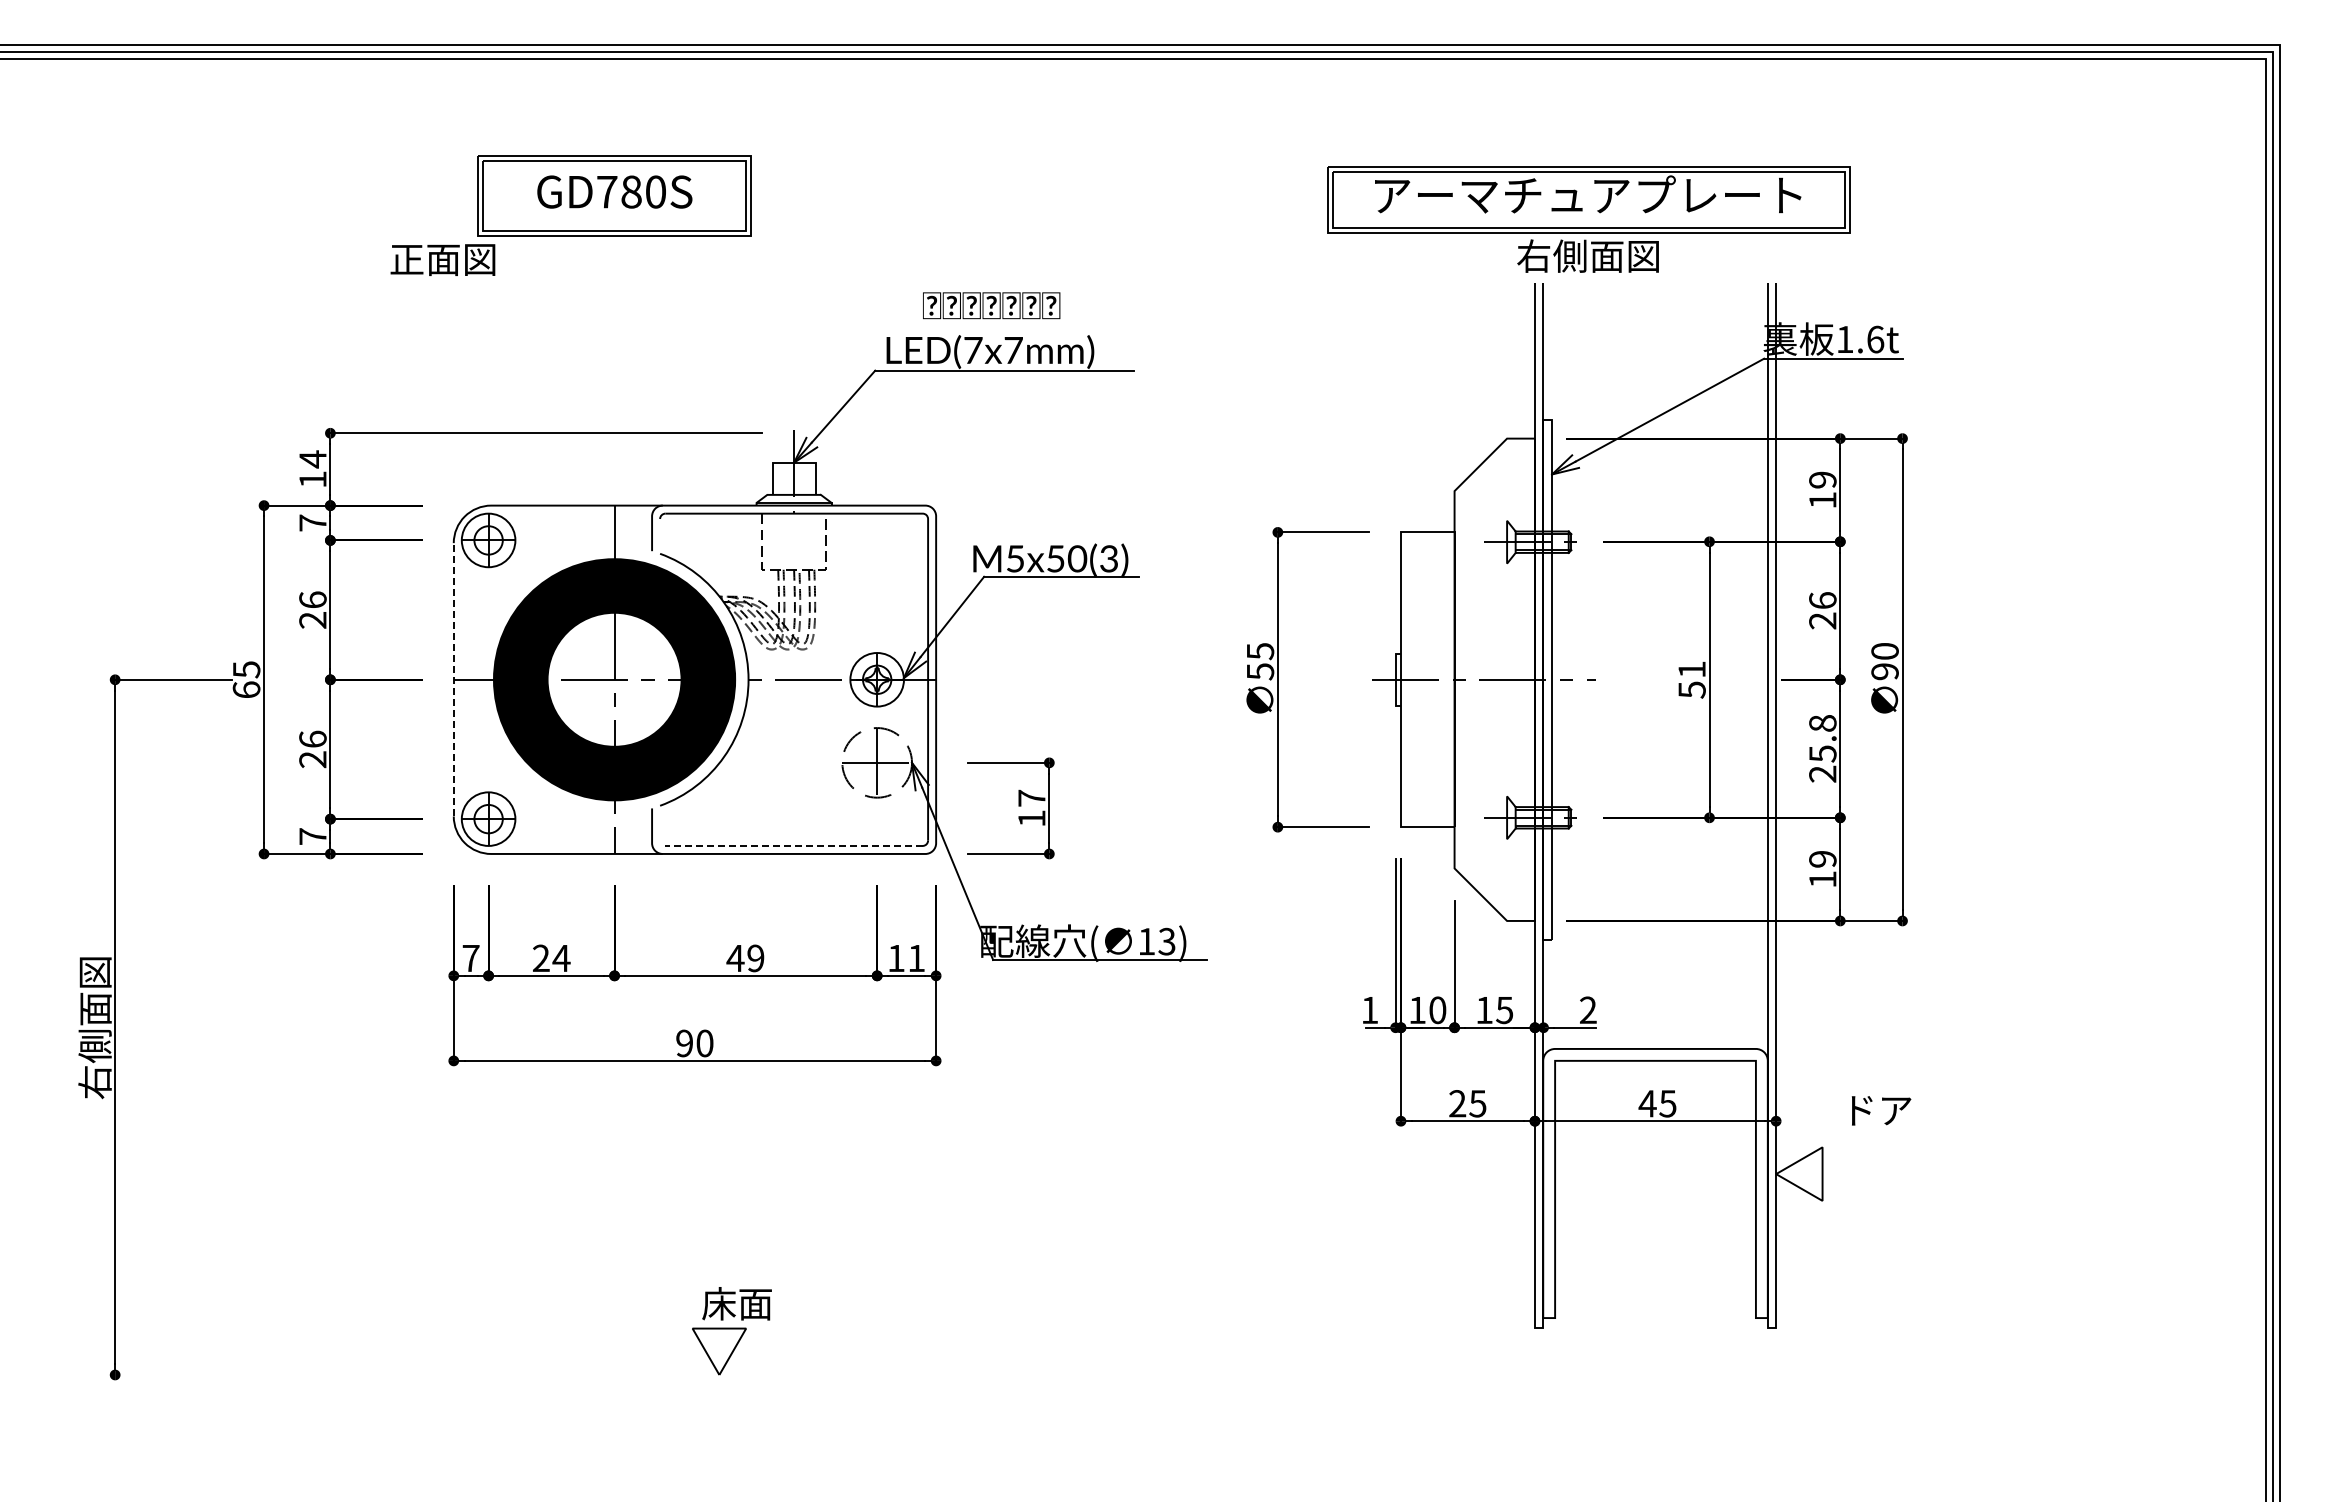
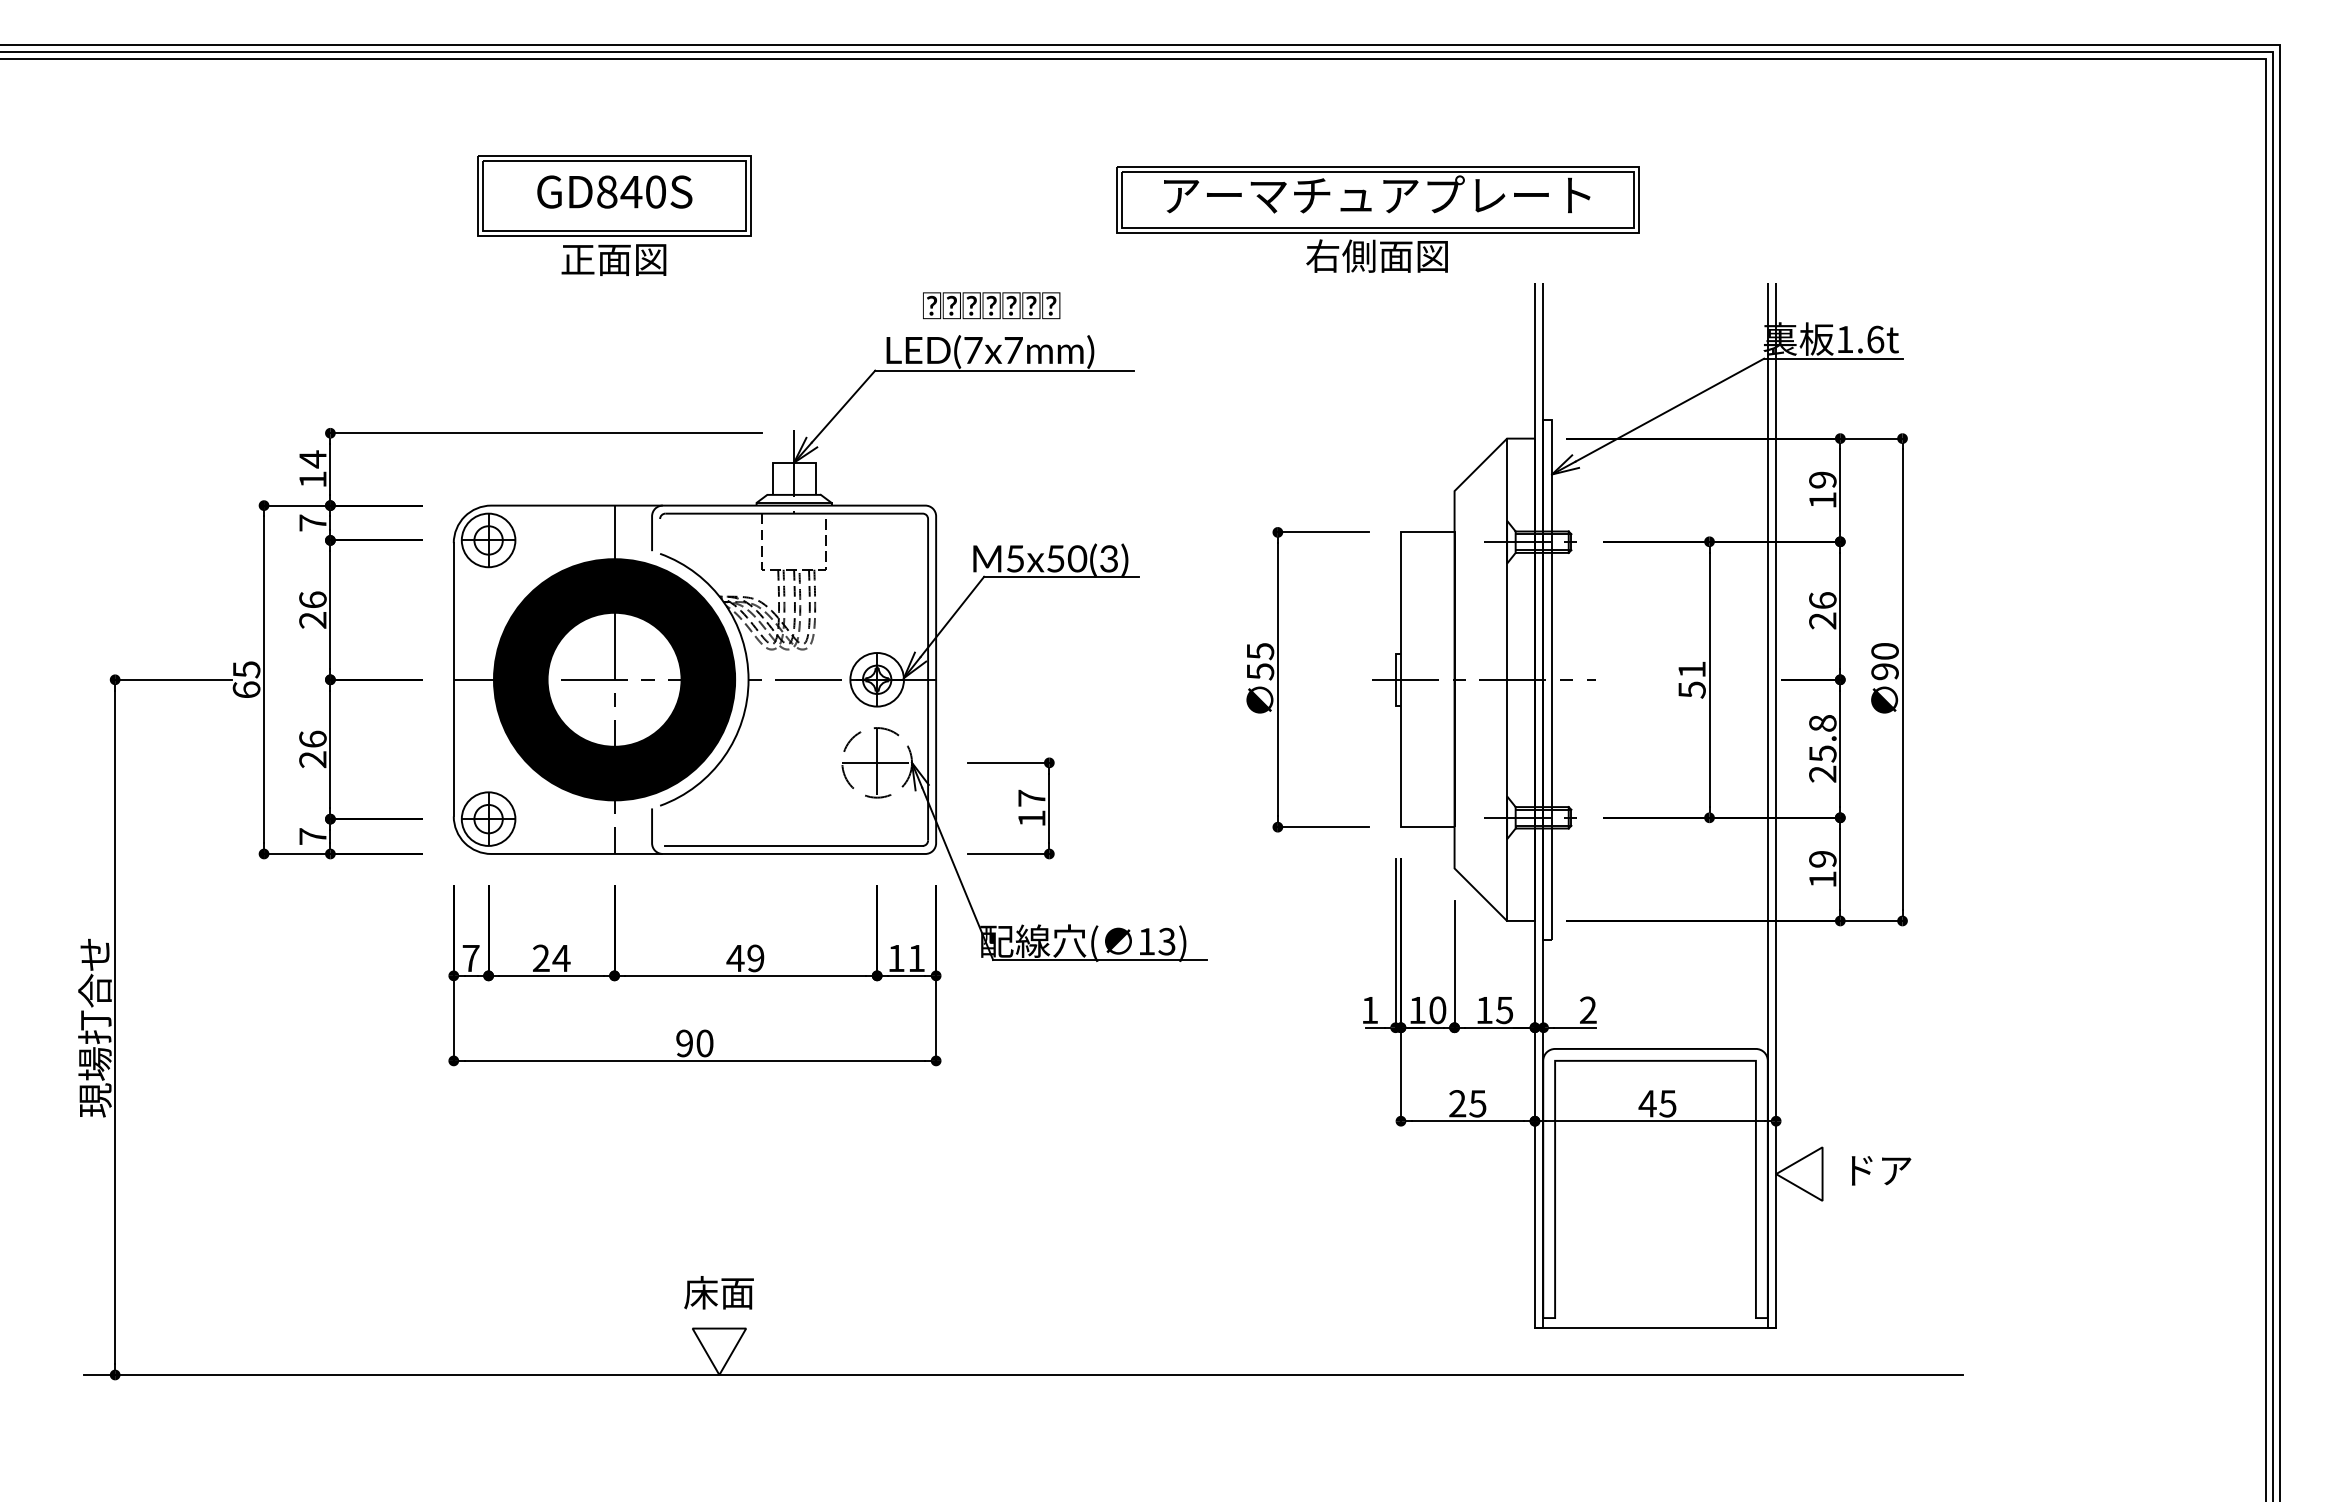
text: GD780S -> GD840S (619, 191)
part position: (1588, 219) -> (1377, 219) (1377, 219)
text position: (442, 259) -> (613, 259) (613, 259)
line: dashed -> solid (453, 679)
line: none -> present (1507, 679)
line: dashed -> solid (794, 845)
text: 右側面図 -> 現場打合せ (94, 1027)
text position: (1881, 1110) -> (1881, 1170) (1881, 1170)
text position: (736, 1303) -> (718, 1292) (718, 1292)
line: none -> present (1655, 1328)
line: none -> present (1022, 1374)
